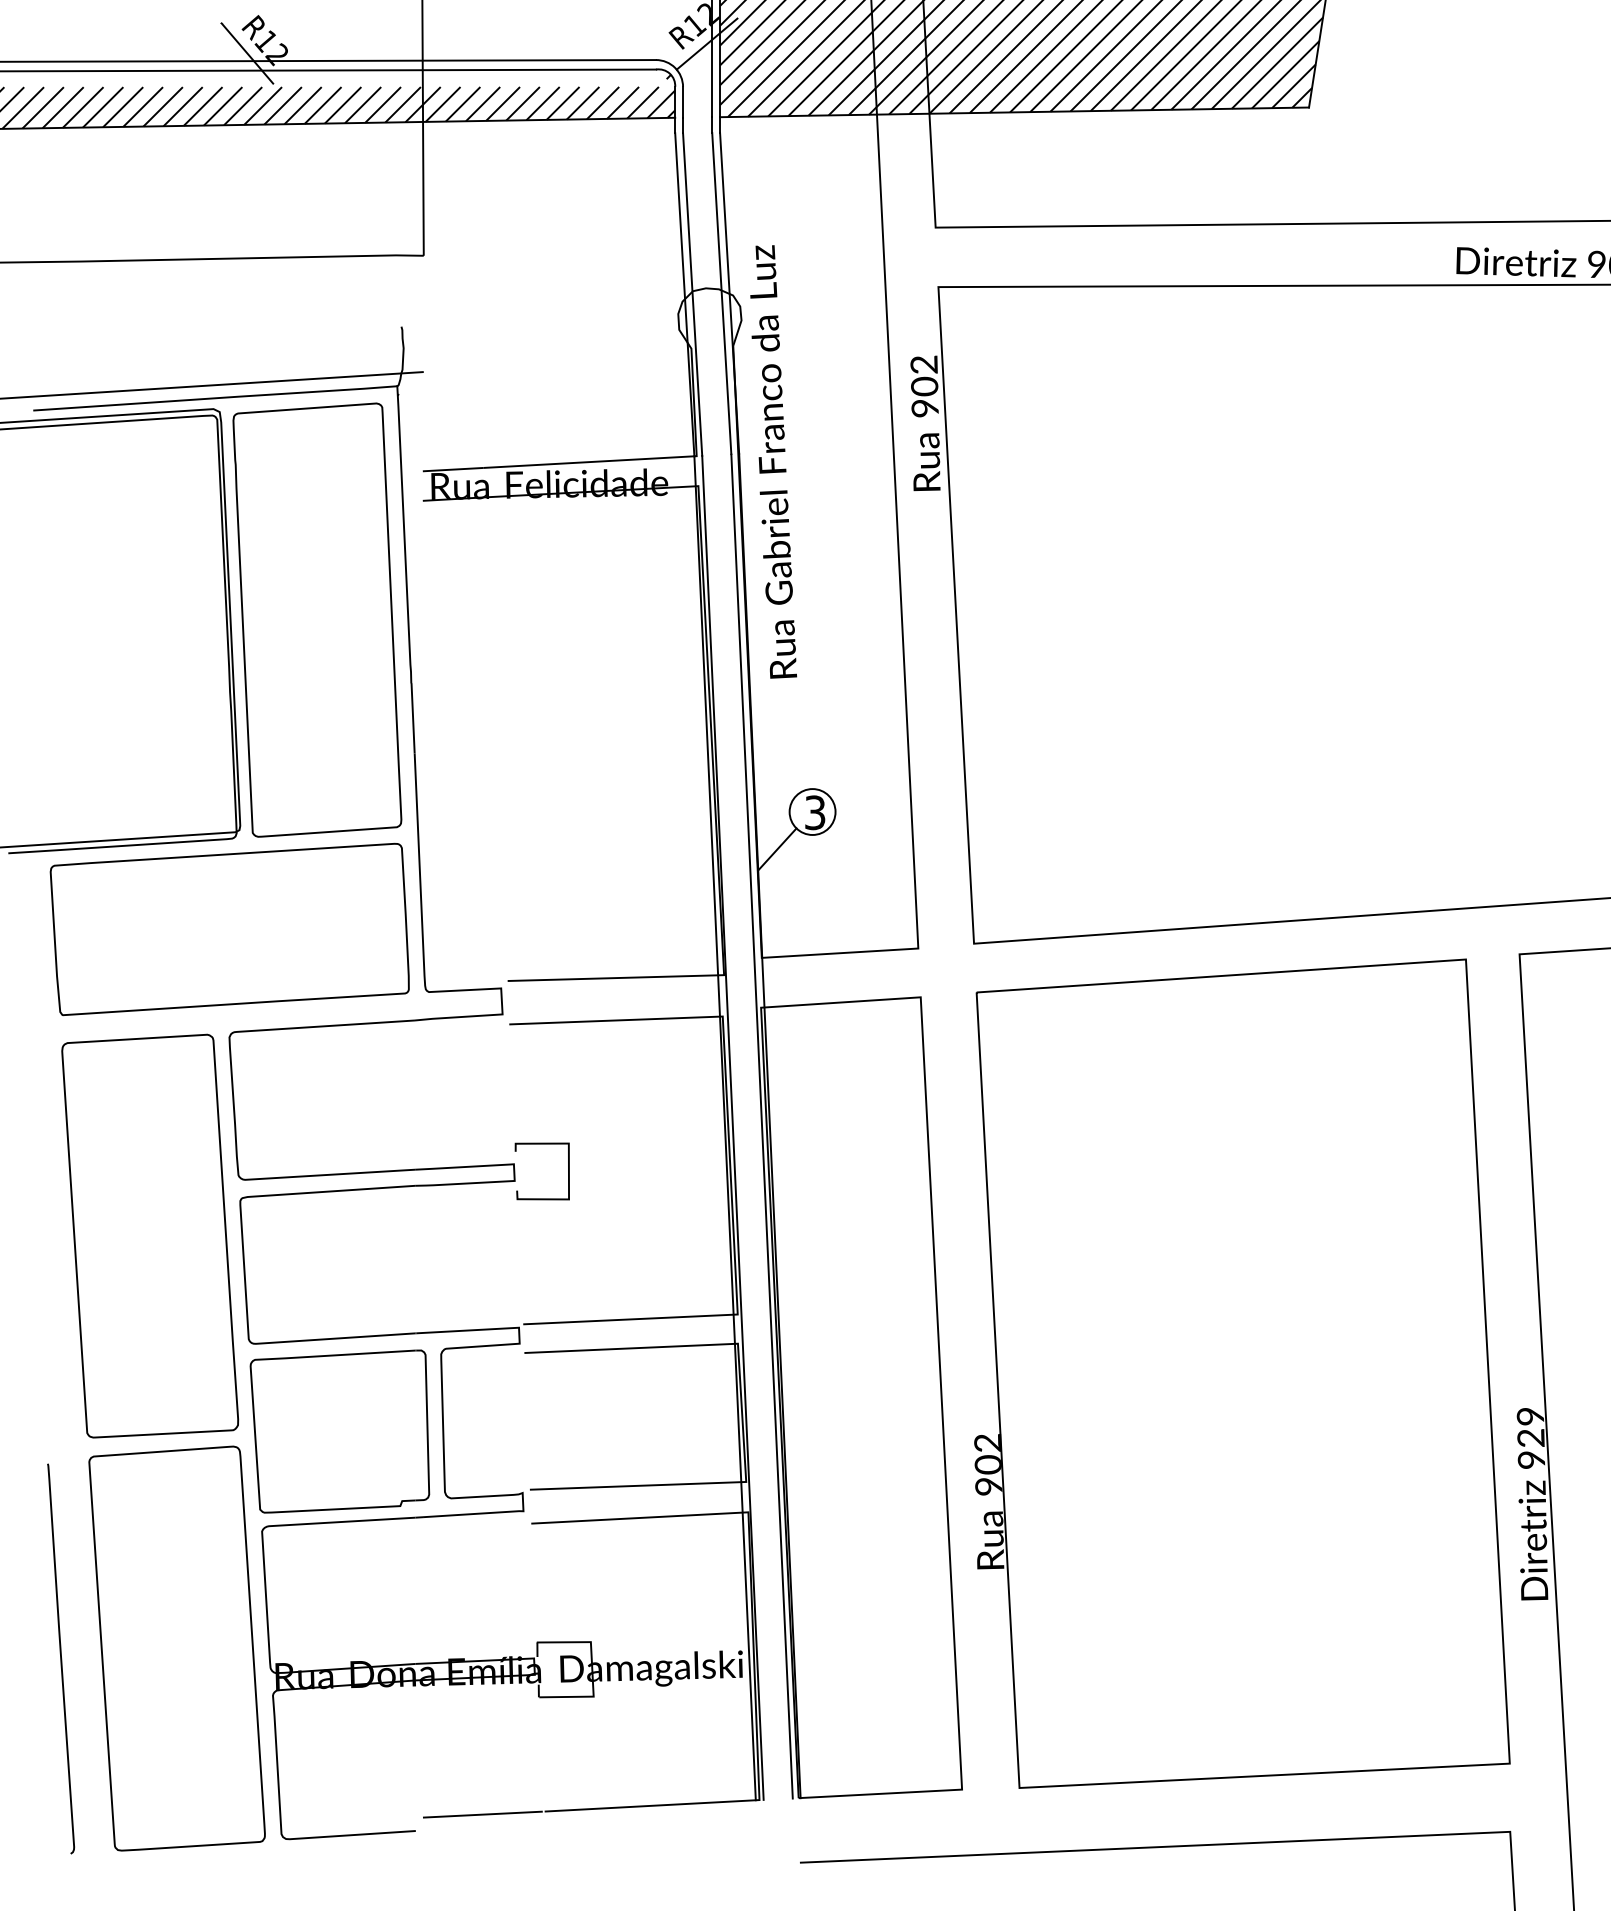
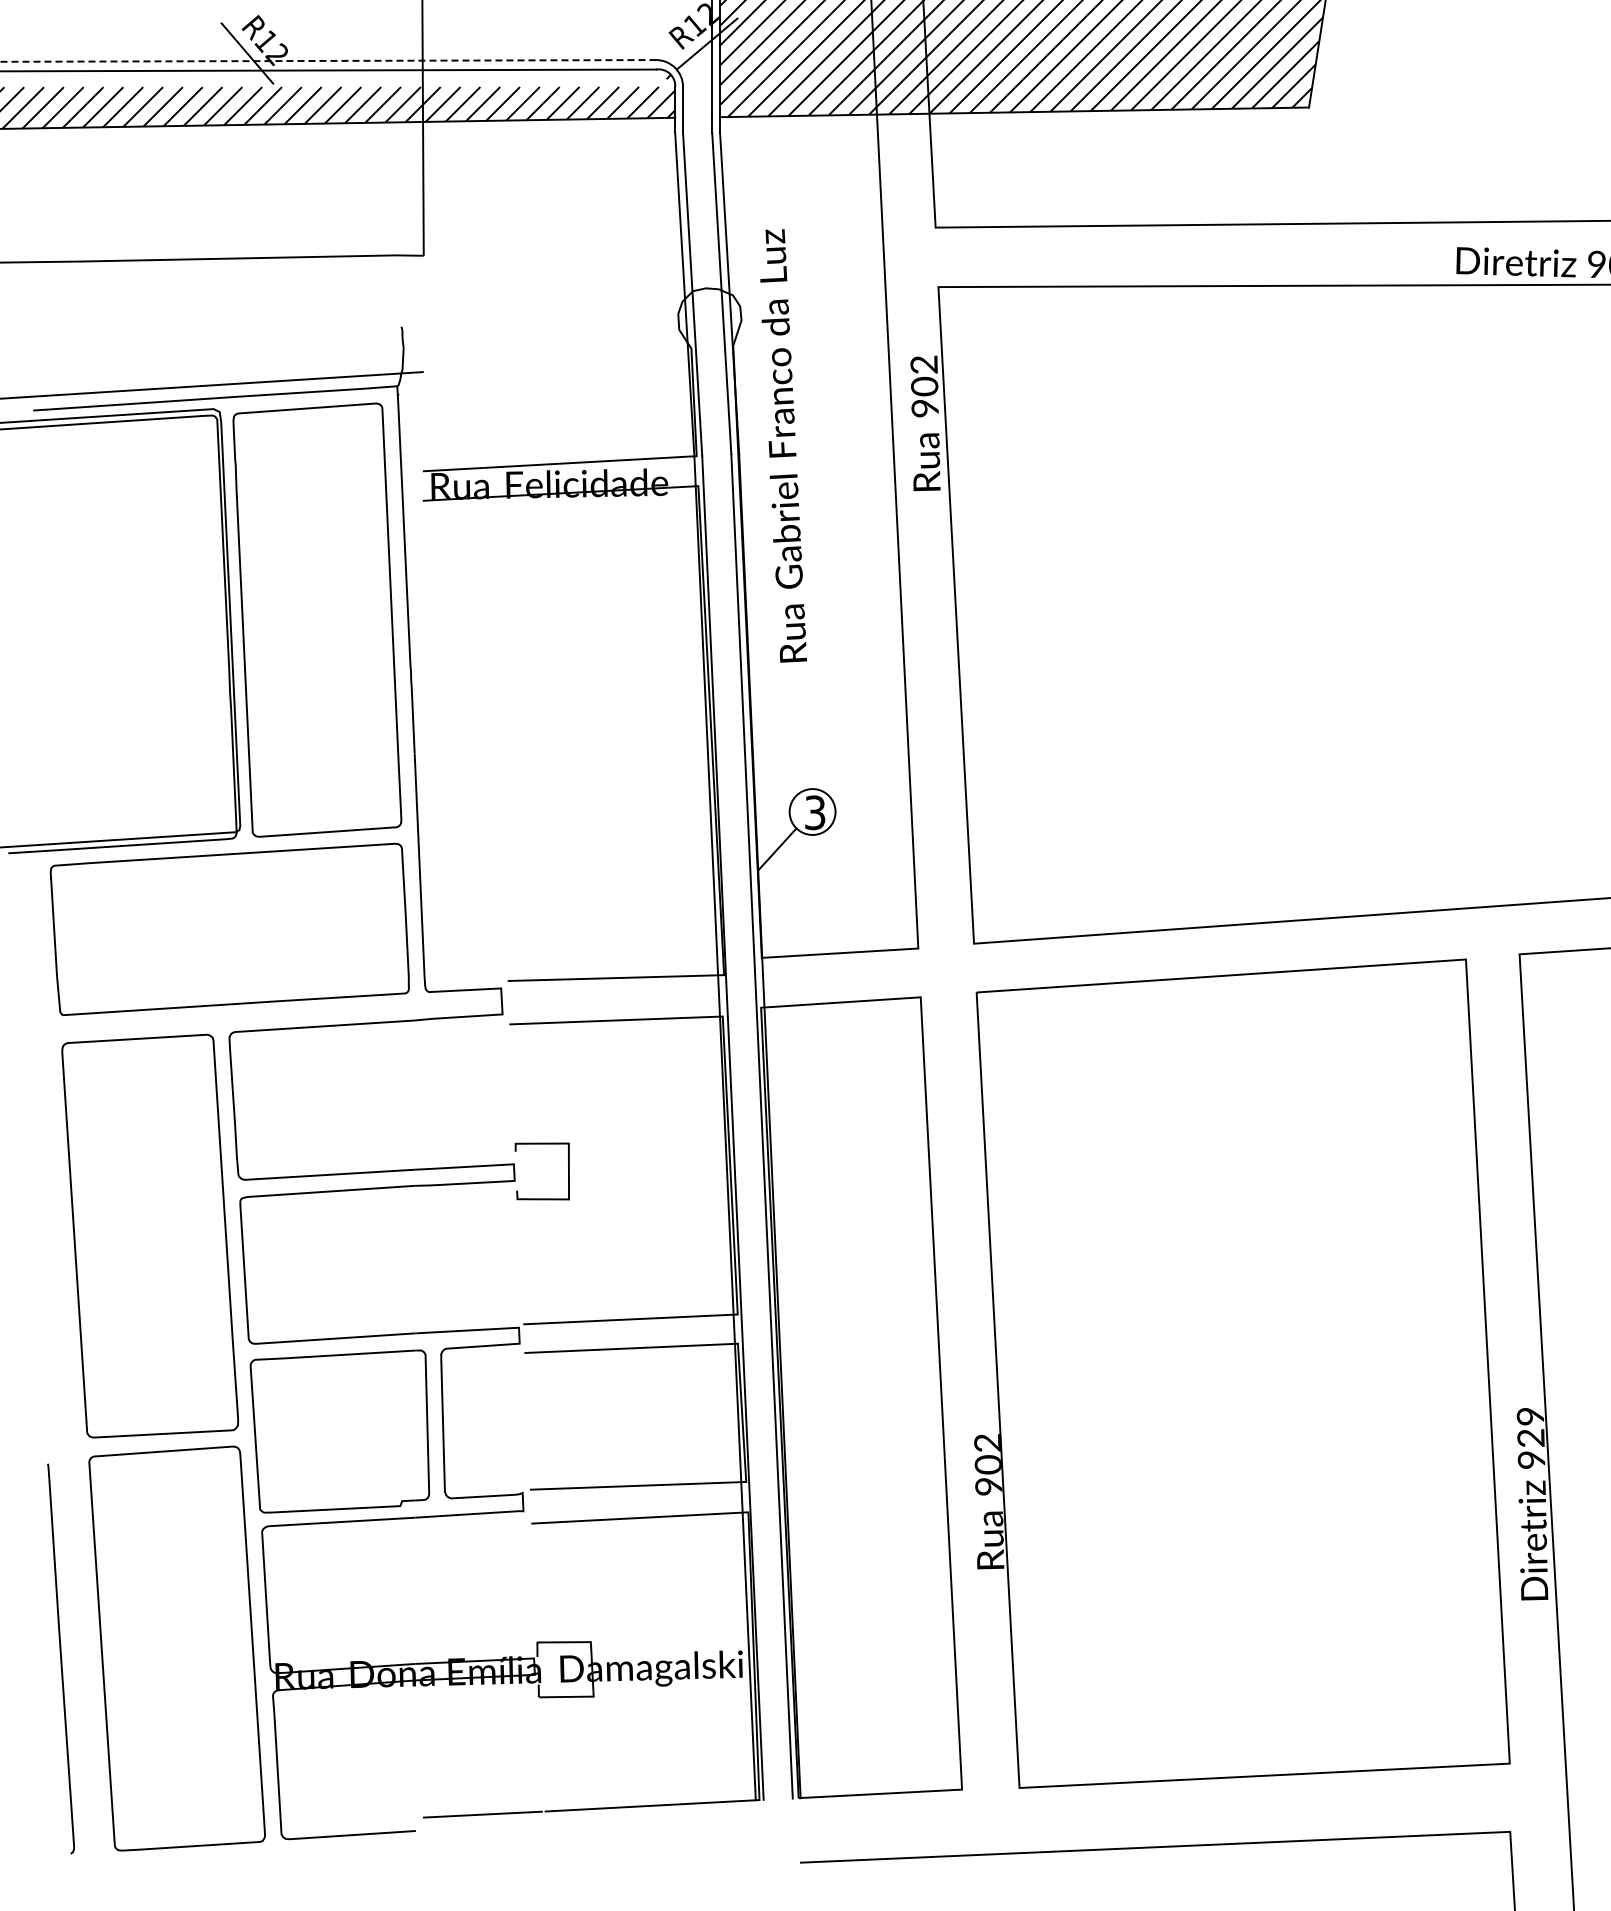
line: solid -> dashed (328, 60)
text position: (773, 461) -> (783, 445) (783, 445)
